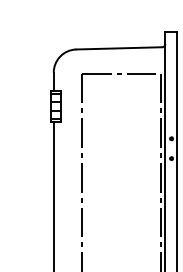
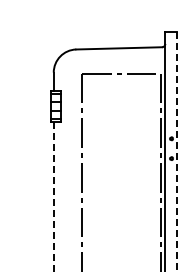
line: solid -> dashed (176, 151)
line: solid -> dashed (53, 196)
